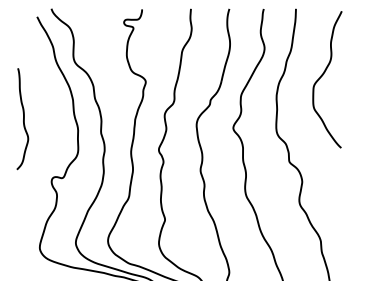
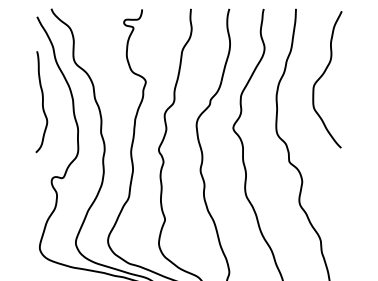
curve position: (23, 119) -> (42, 102) (42, 102)
